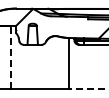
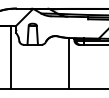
line: dashed -> solid (11, 57)
line: dashed -> solid (88, 89)
